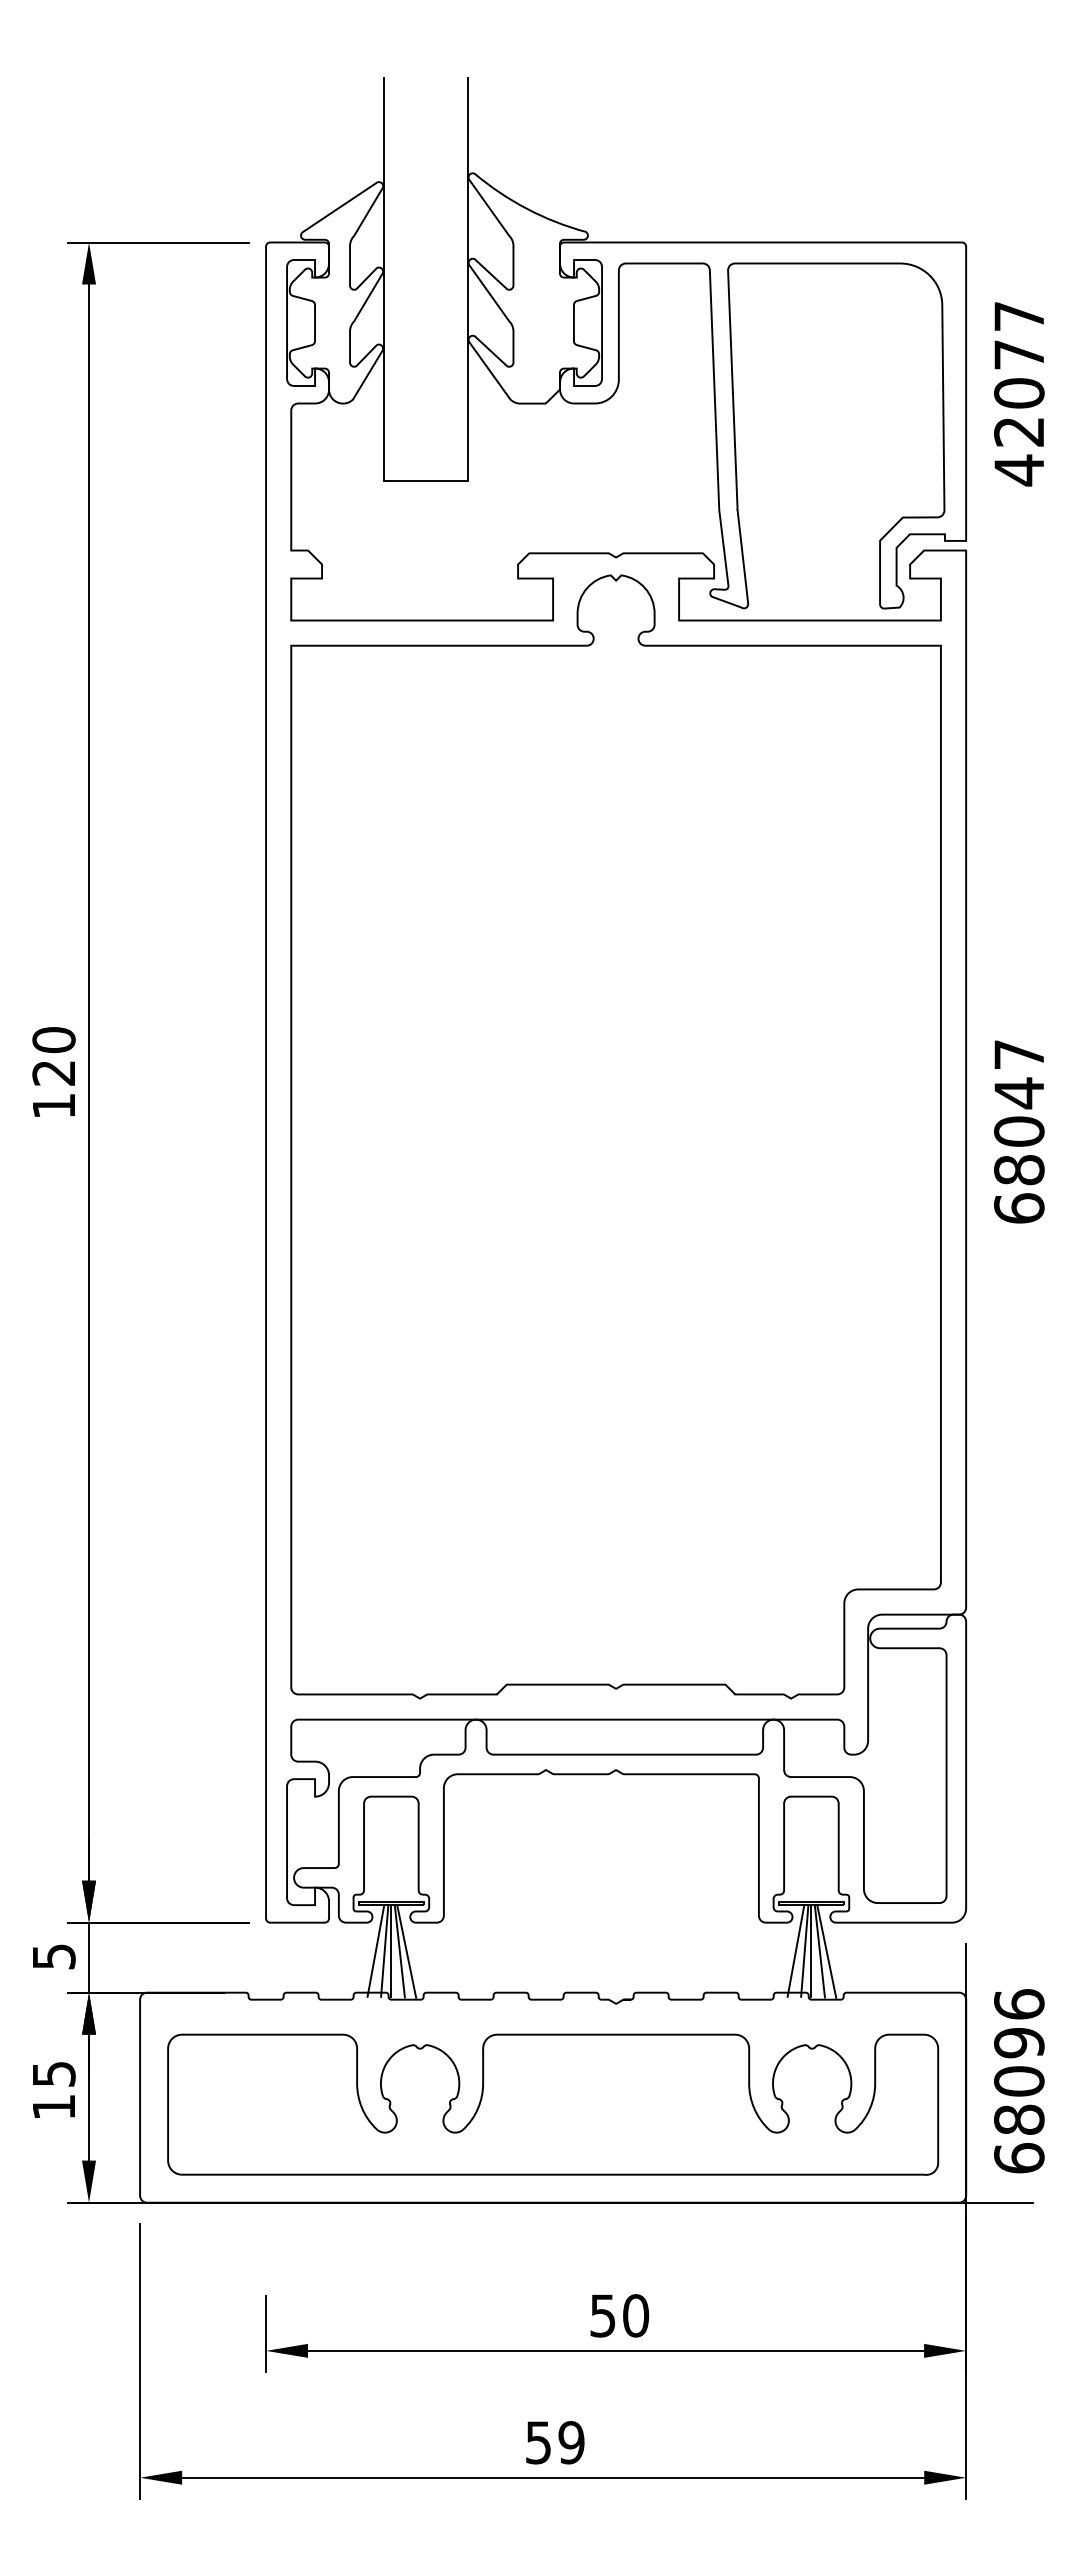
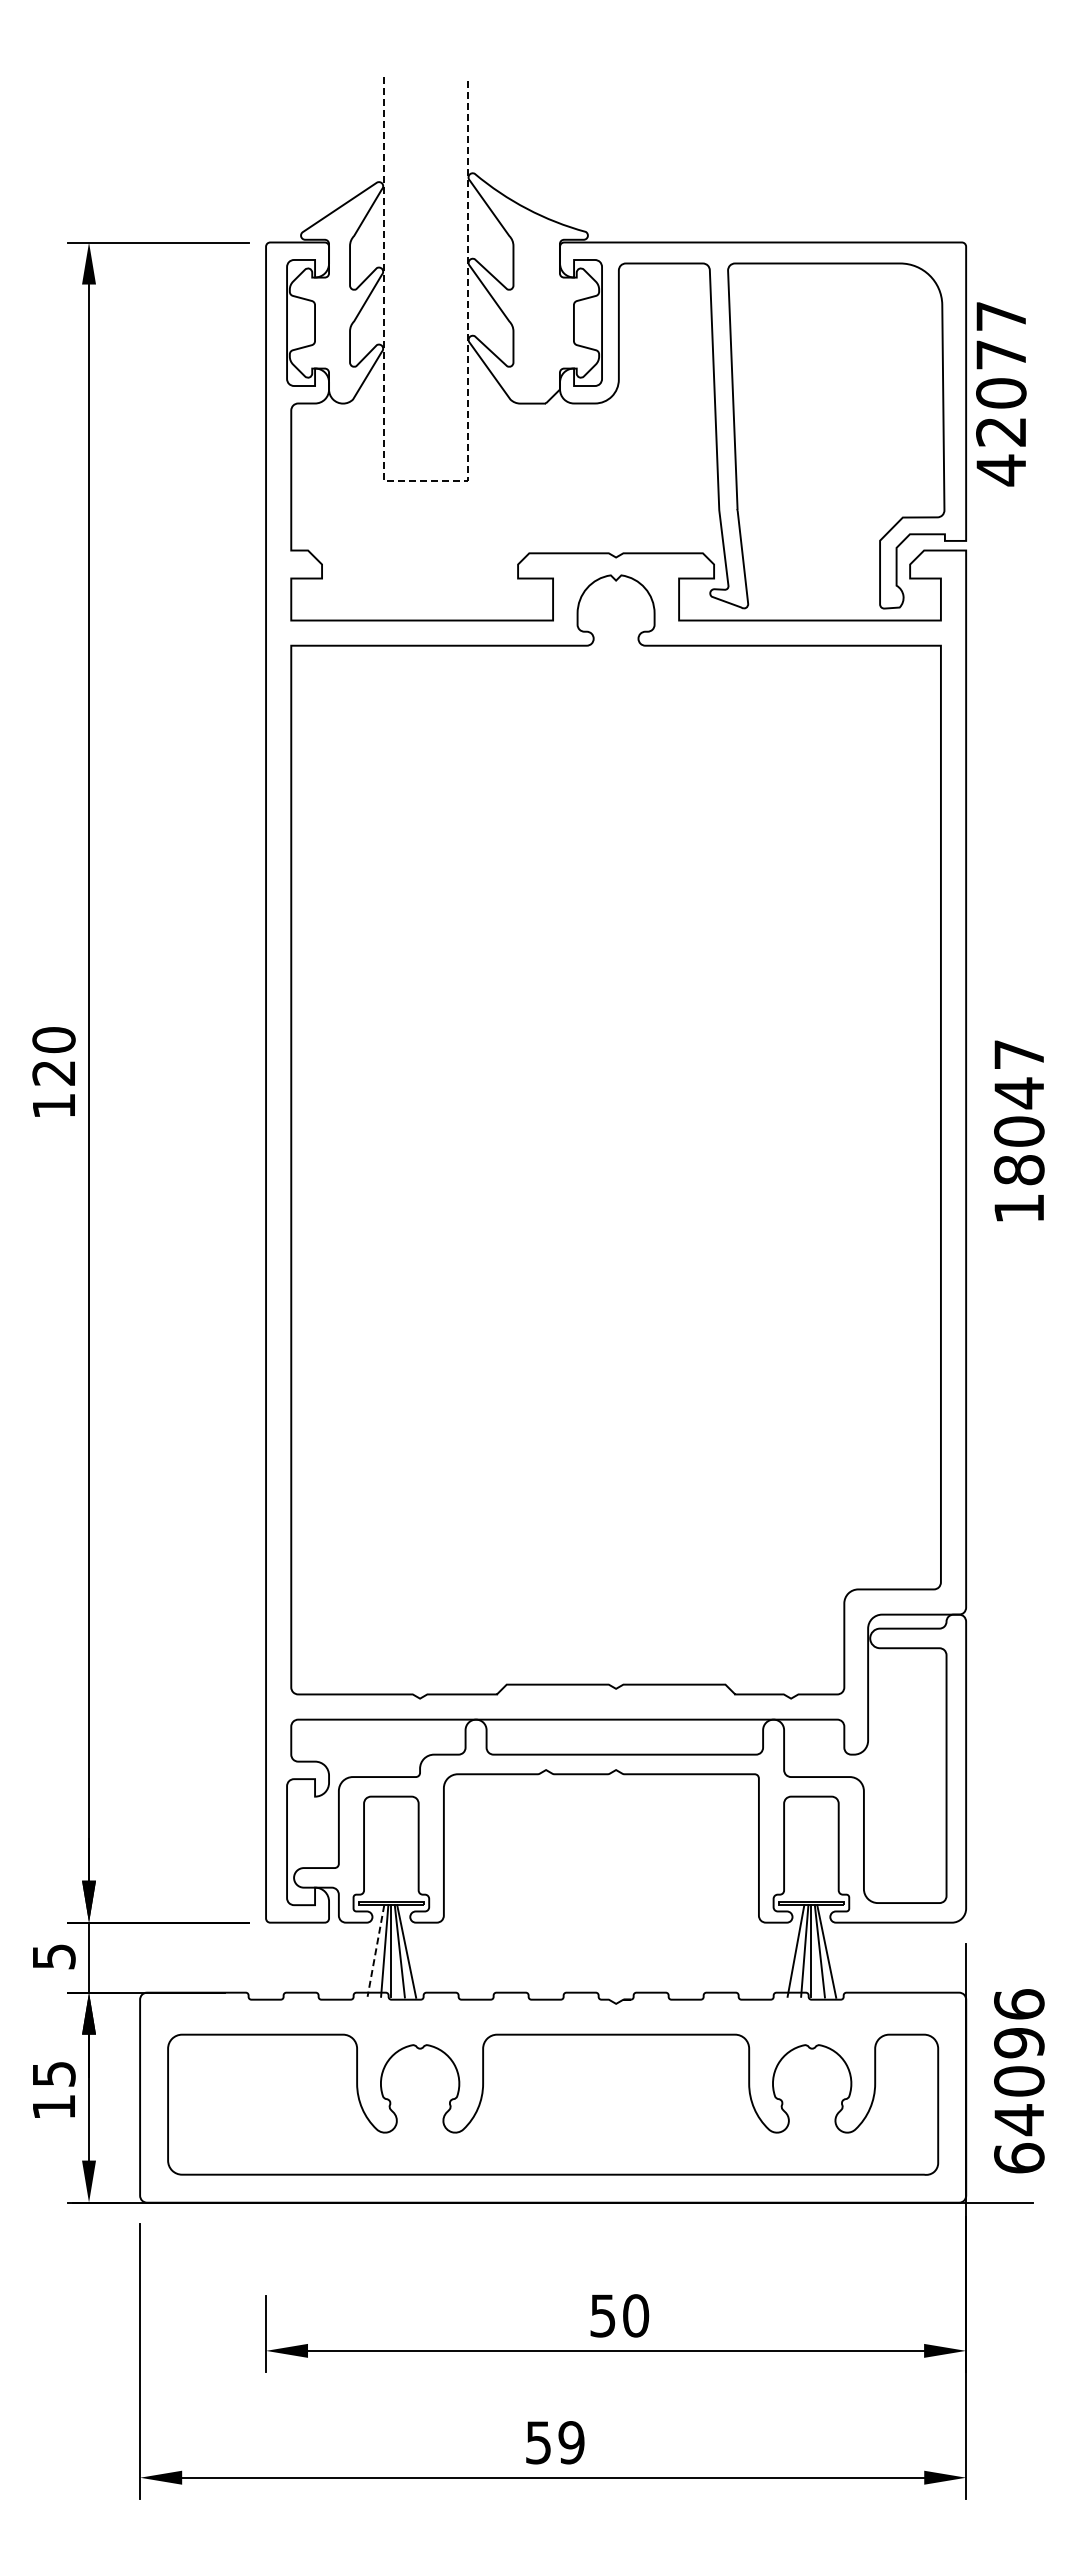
text position: (1019, 394) -> (1001, 394) (1001, 394)
line: solid -> dashed (426, 480)
text: 68047 -> 18047 (1019, 1208)
line: solid -> dashed (375, 1950)
text: 68096 -> 64096 (1019, 2120)
